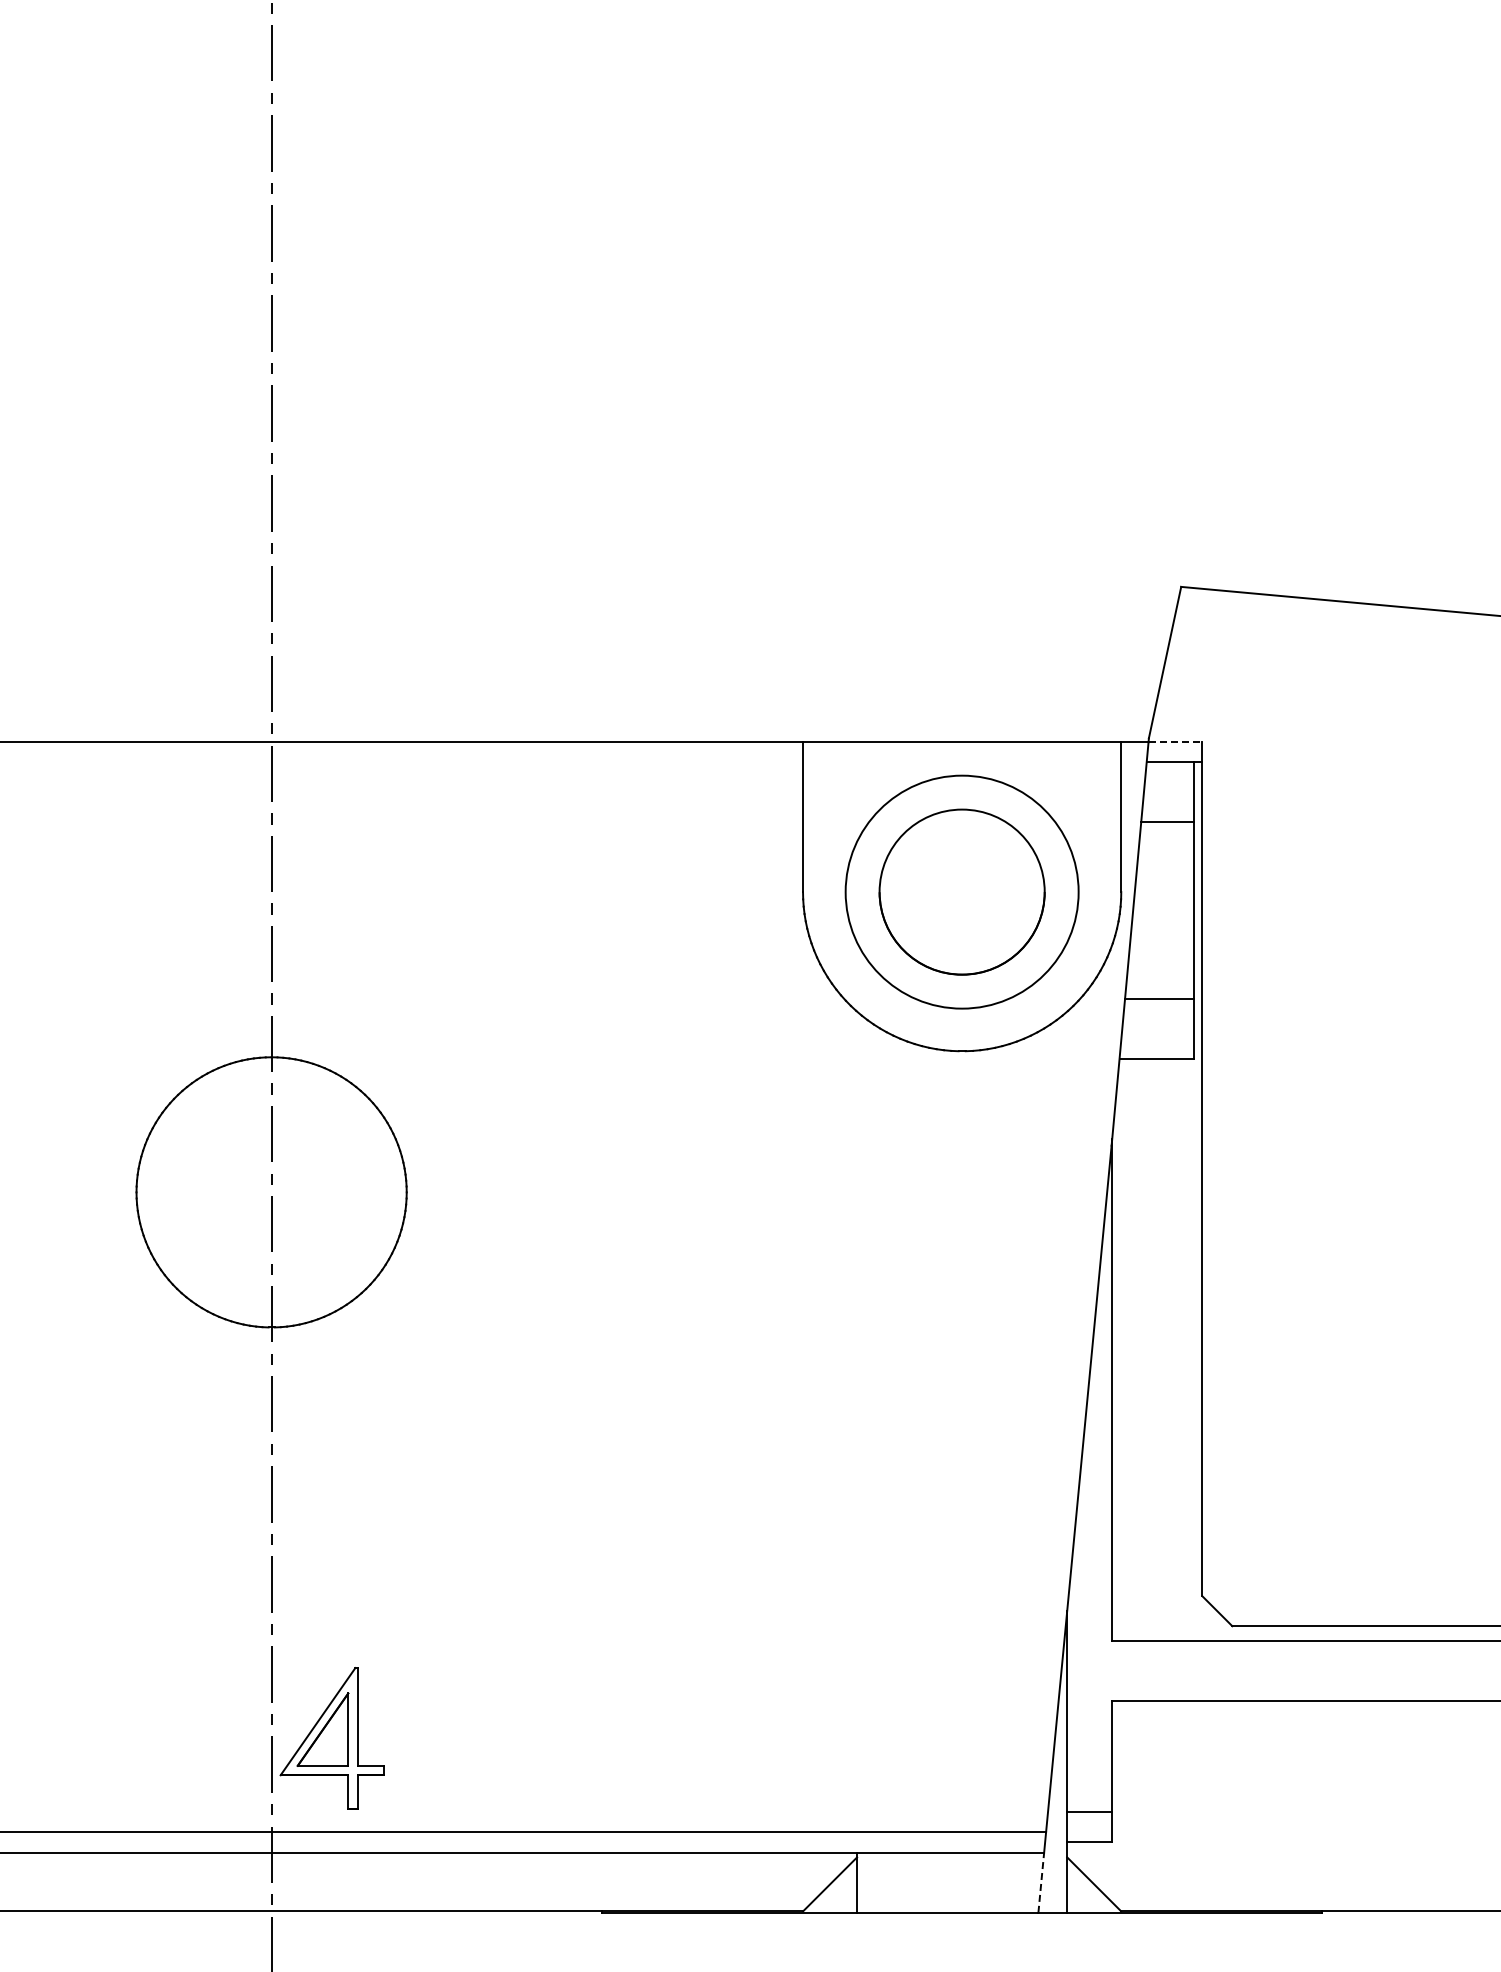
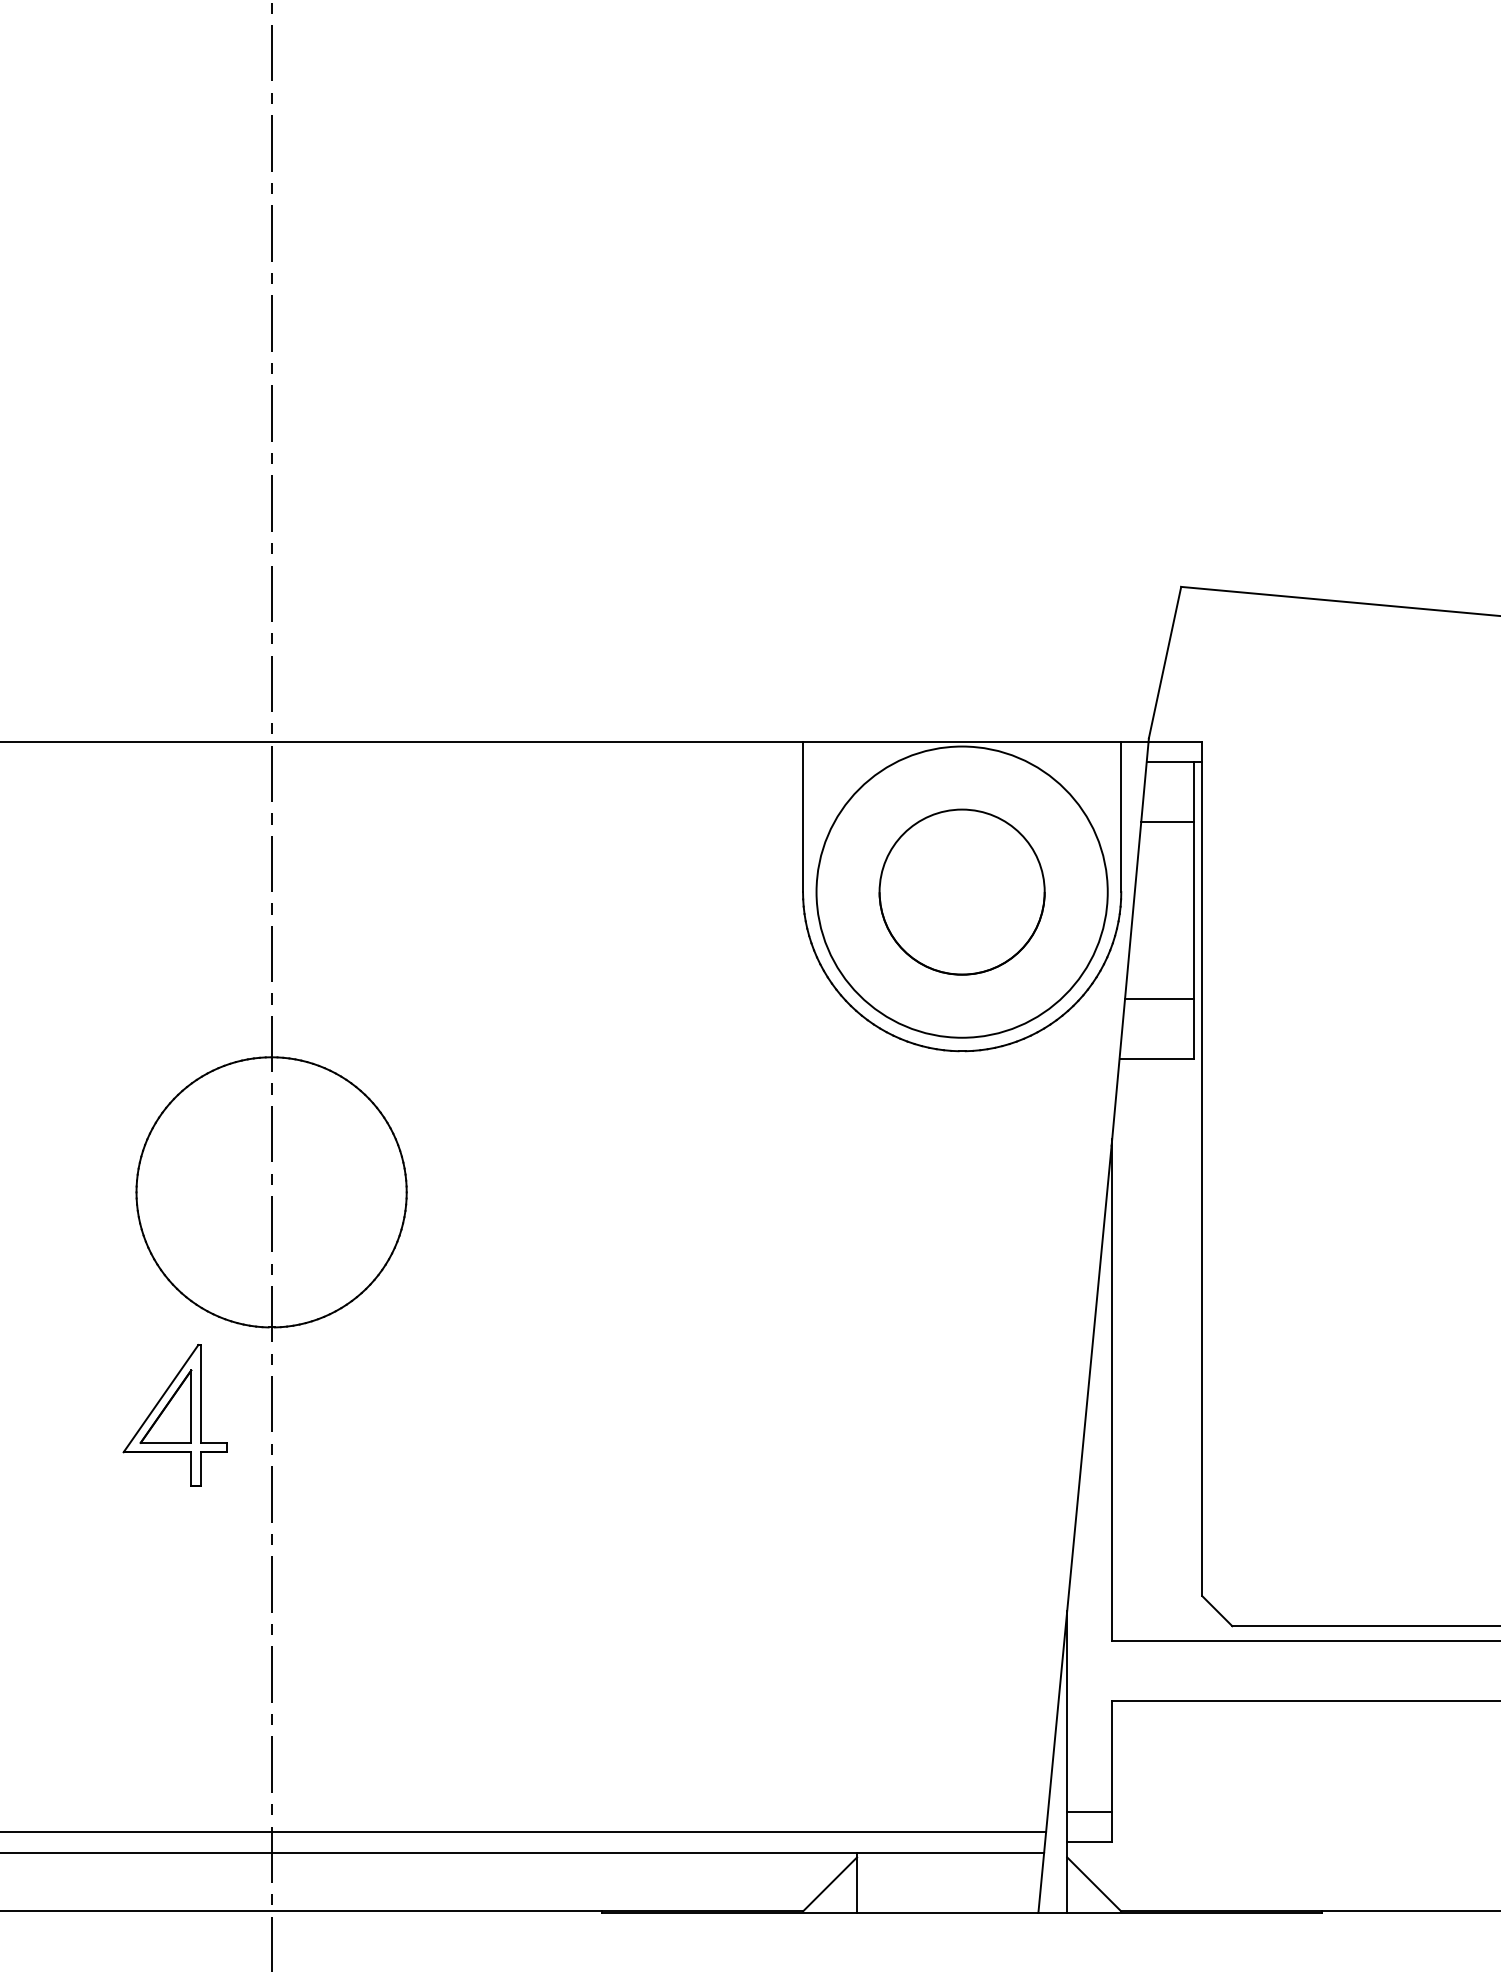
line: dashed -> solid (1175, 742)
circle diameter: 233 px -> 291 px (961, 891)
part position: (331, 1738) -> (174, 1415) (174, 1415)
line: dashed -> solid (1041, 1882)
